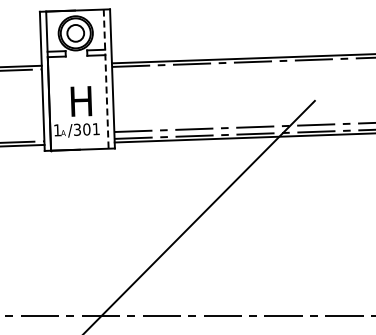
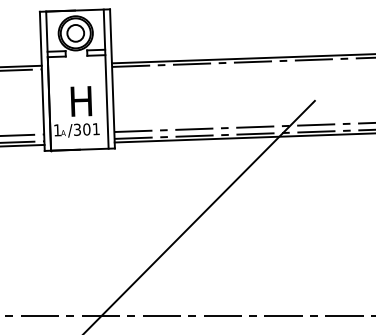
line: dashed -> solid (106, 79)
line: none -> present (23, 134)
